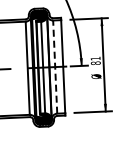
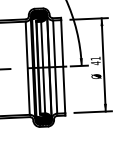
text: 81 -> 41 (95, 63)
line: dashed -> solid (55, 67)
